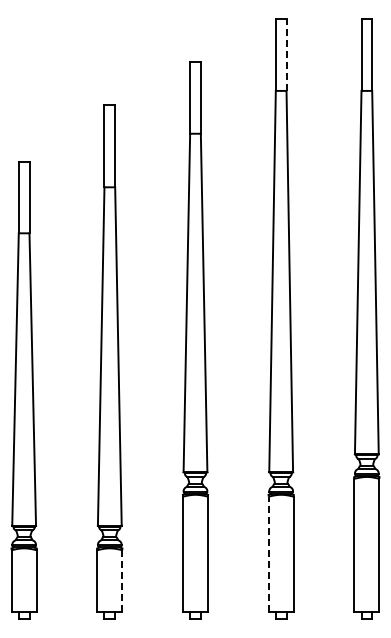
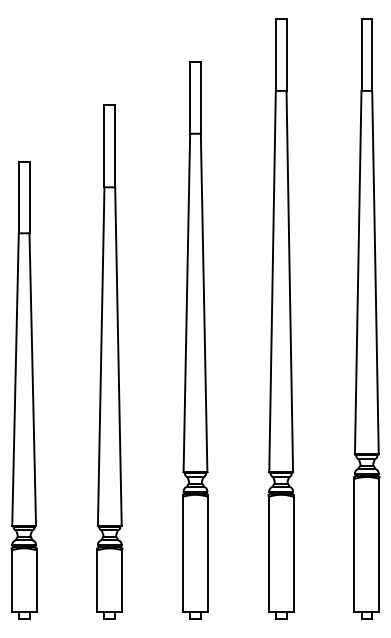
line: dashed -> solid (286, 55)
line: dashed -> solid (268, 554)
line: dashed -> solid (122, 580)
